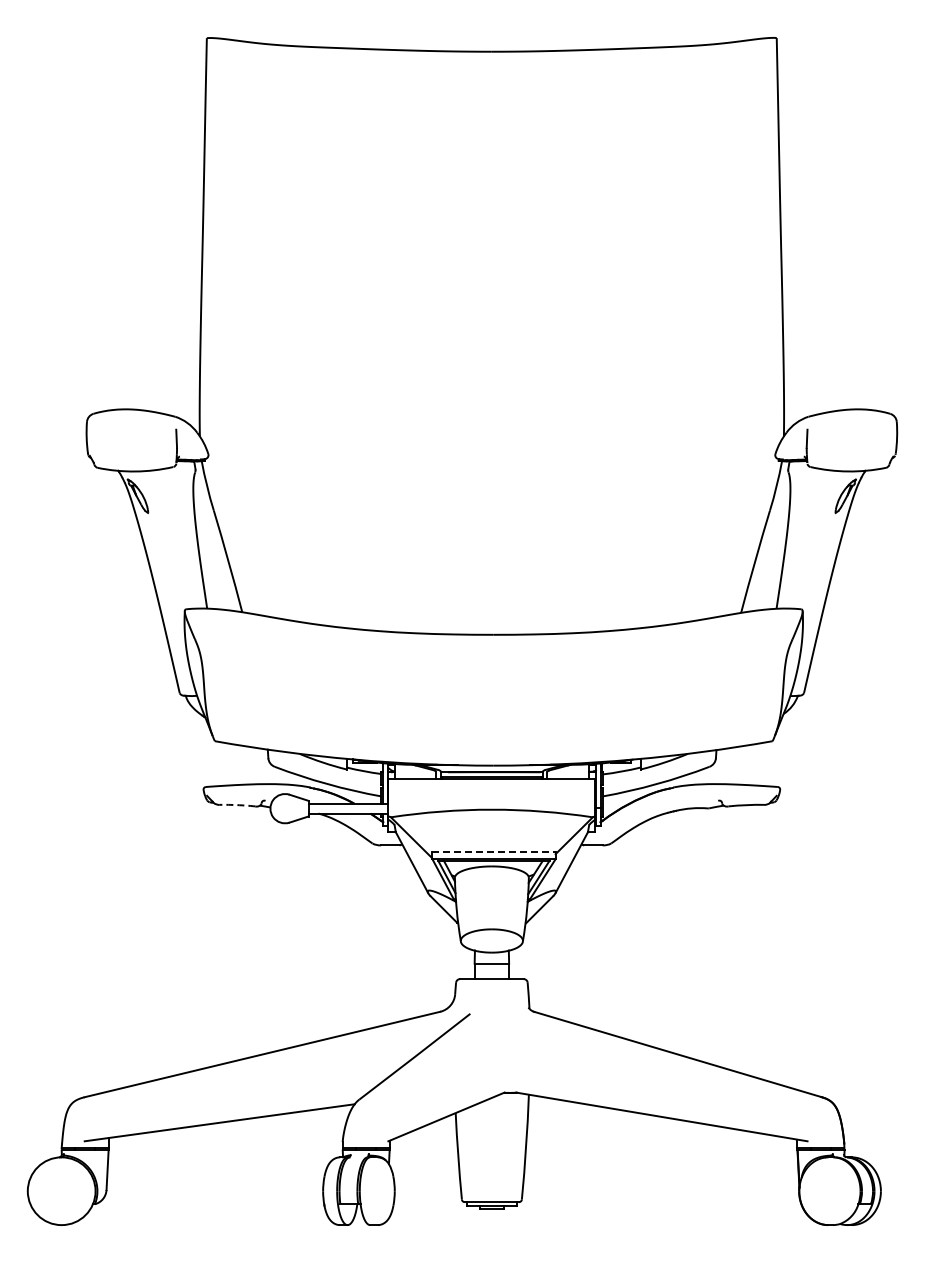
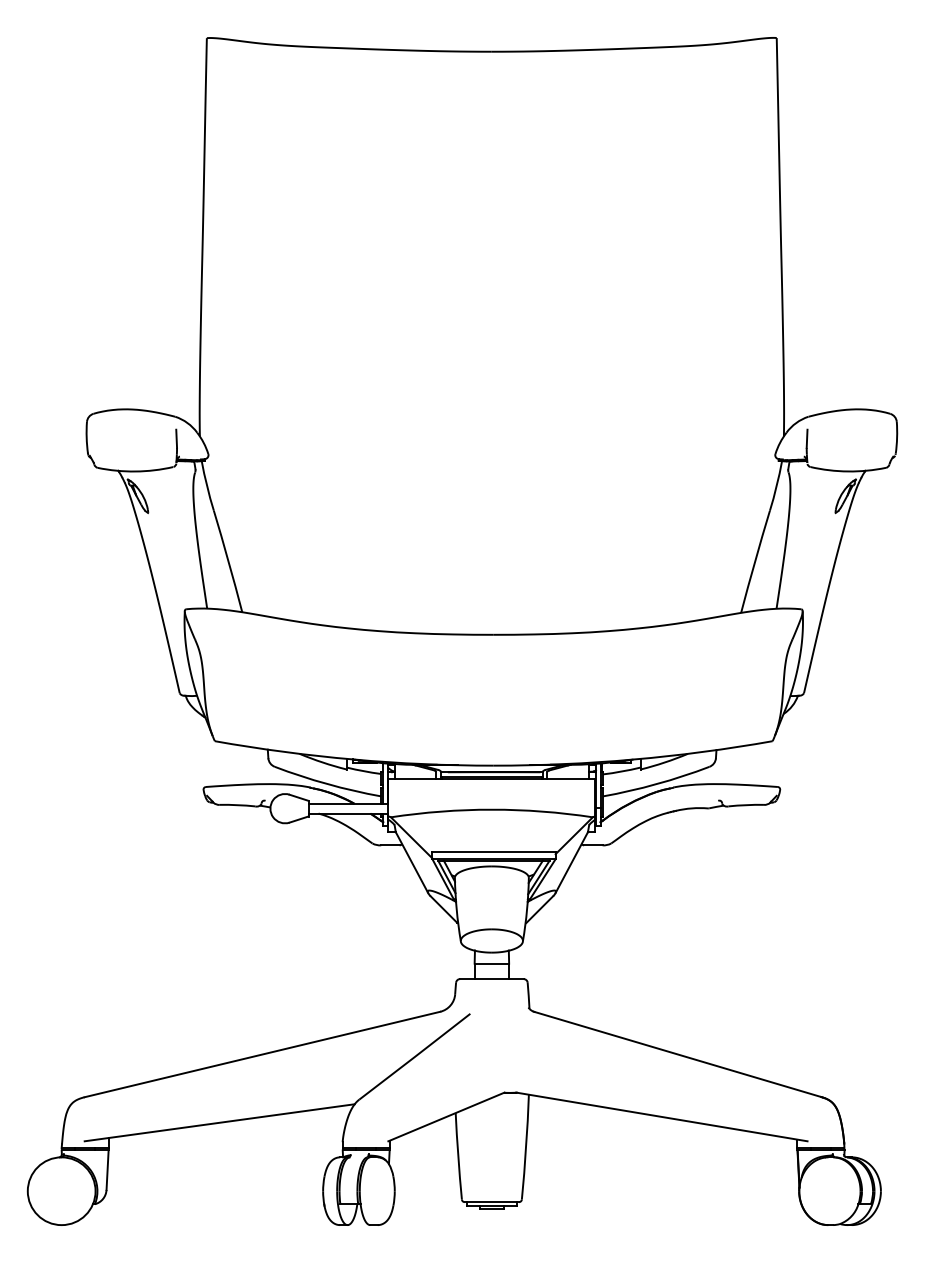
arc: dashed -> solid (237, 805)
line: dashed -> solid (494, 851)
